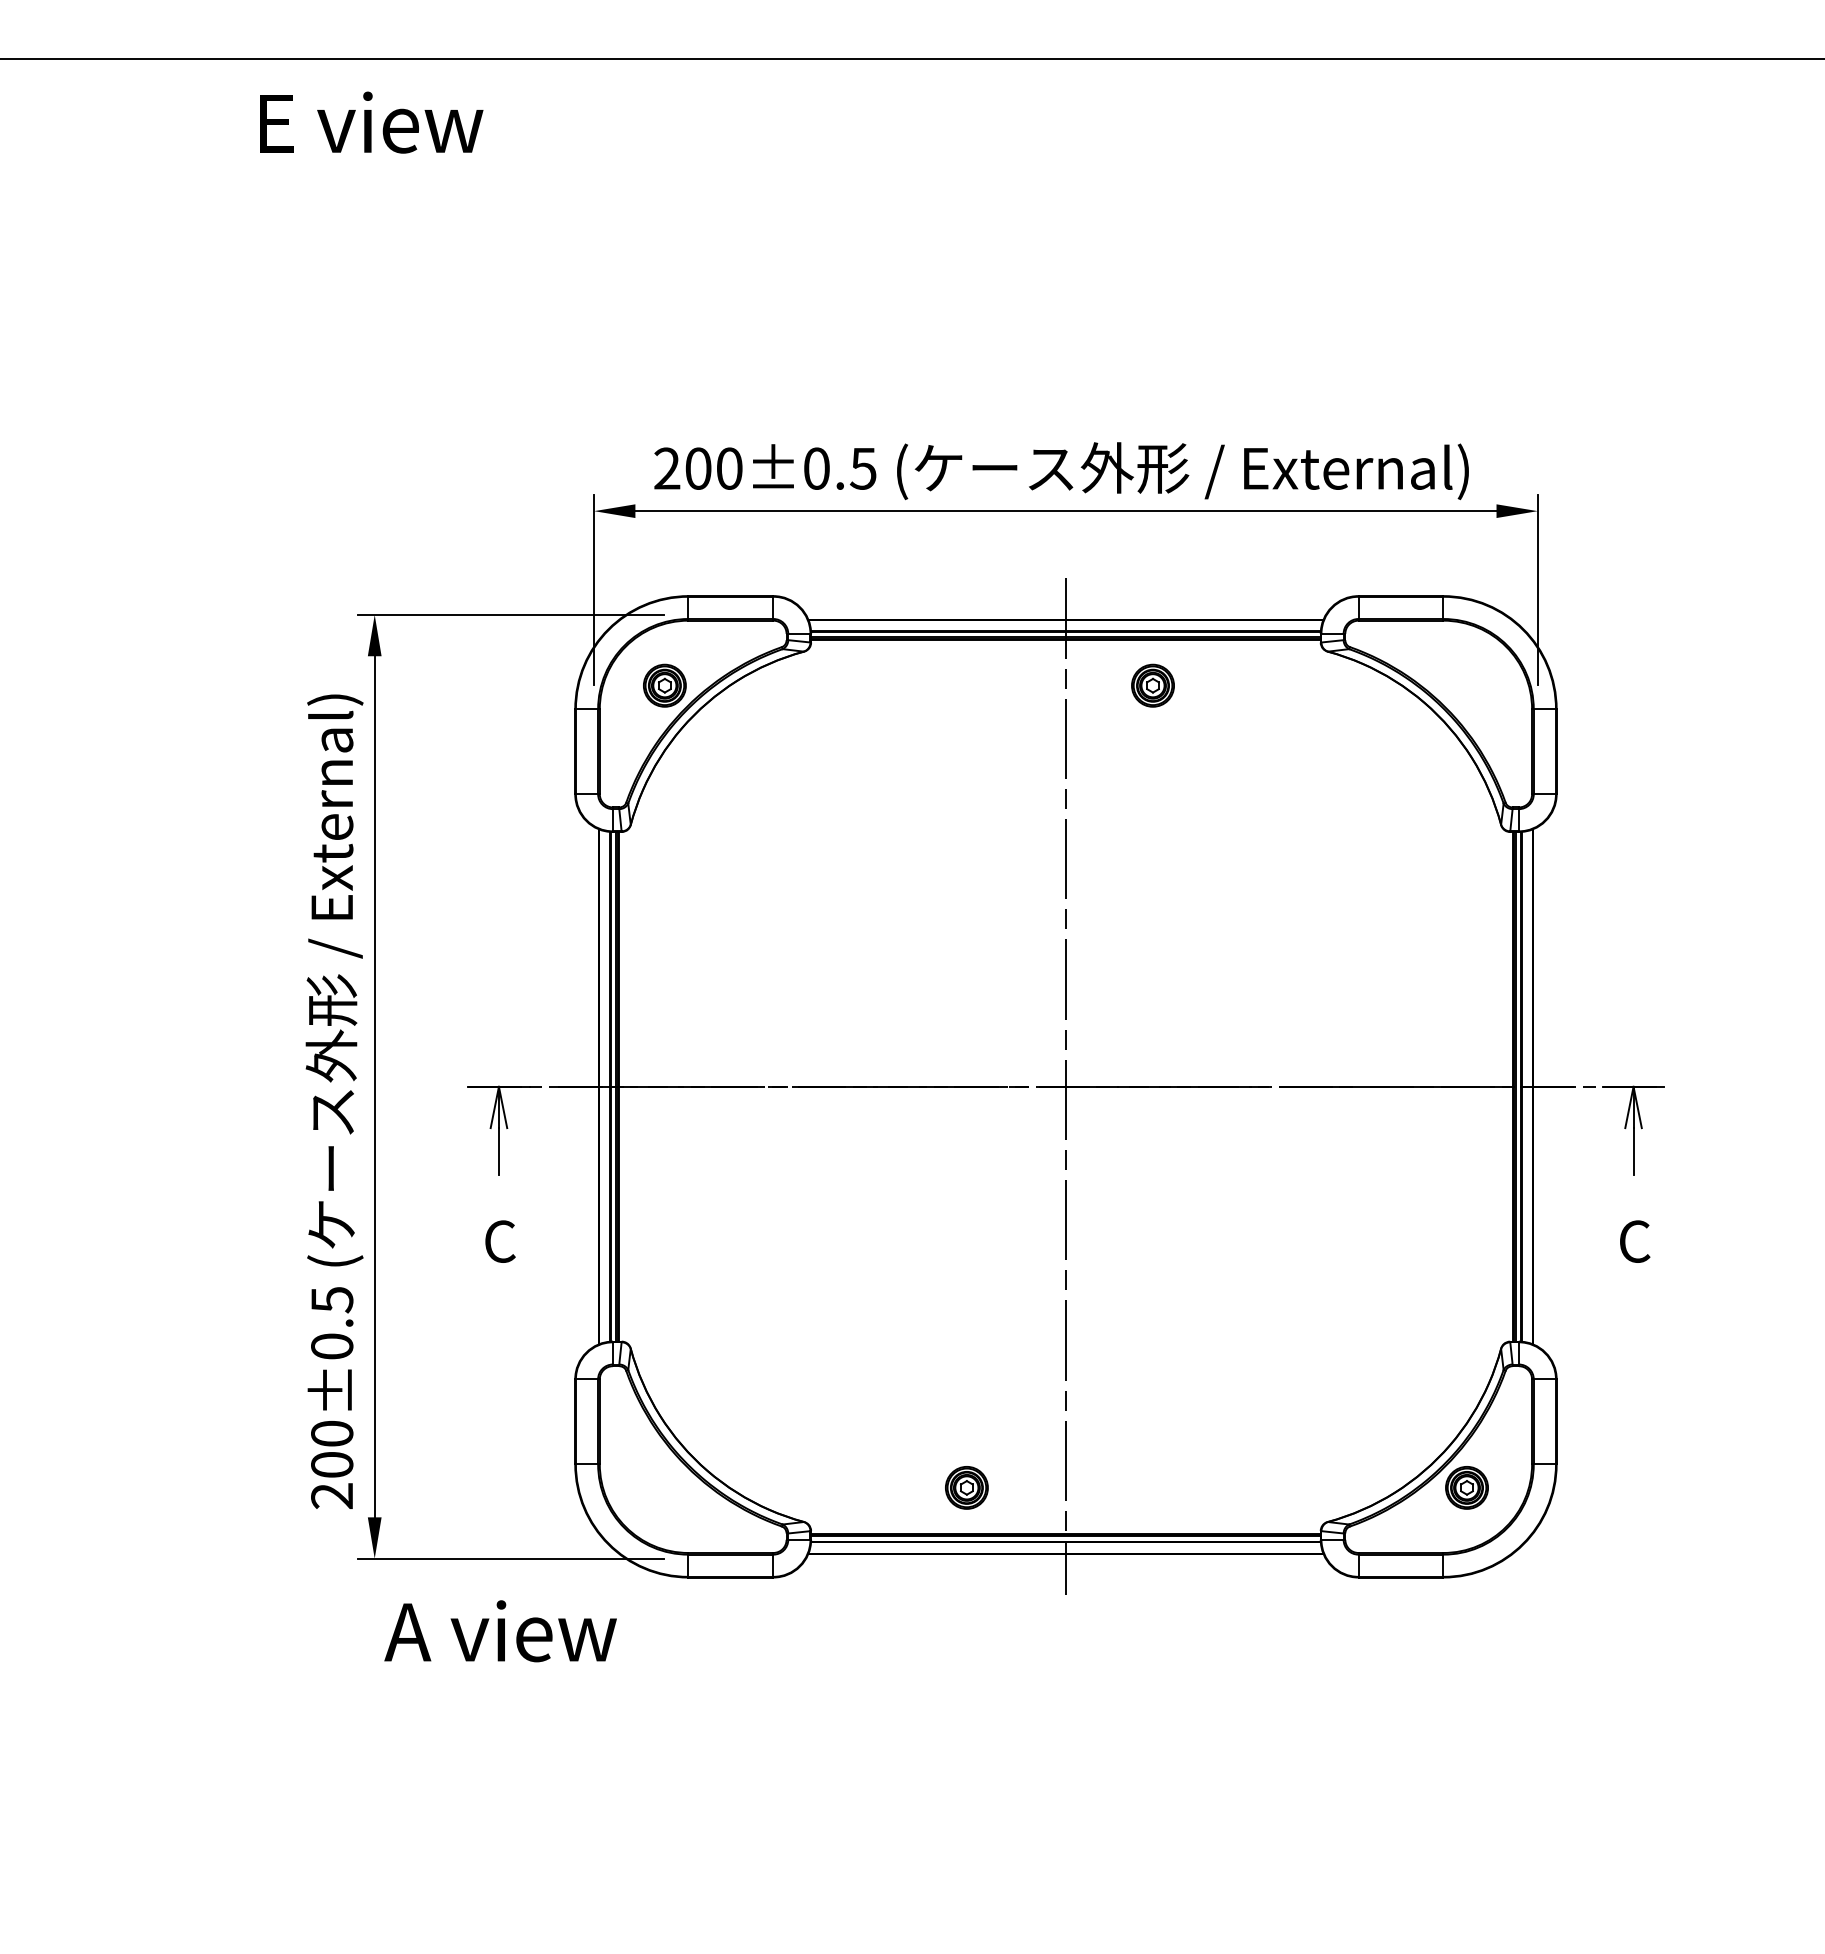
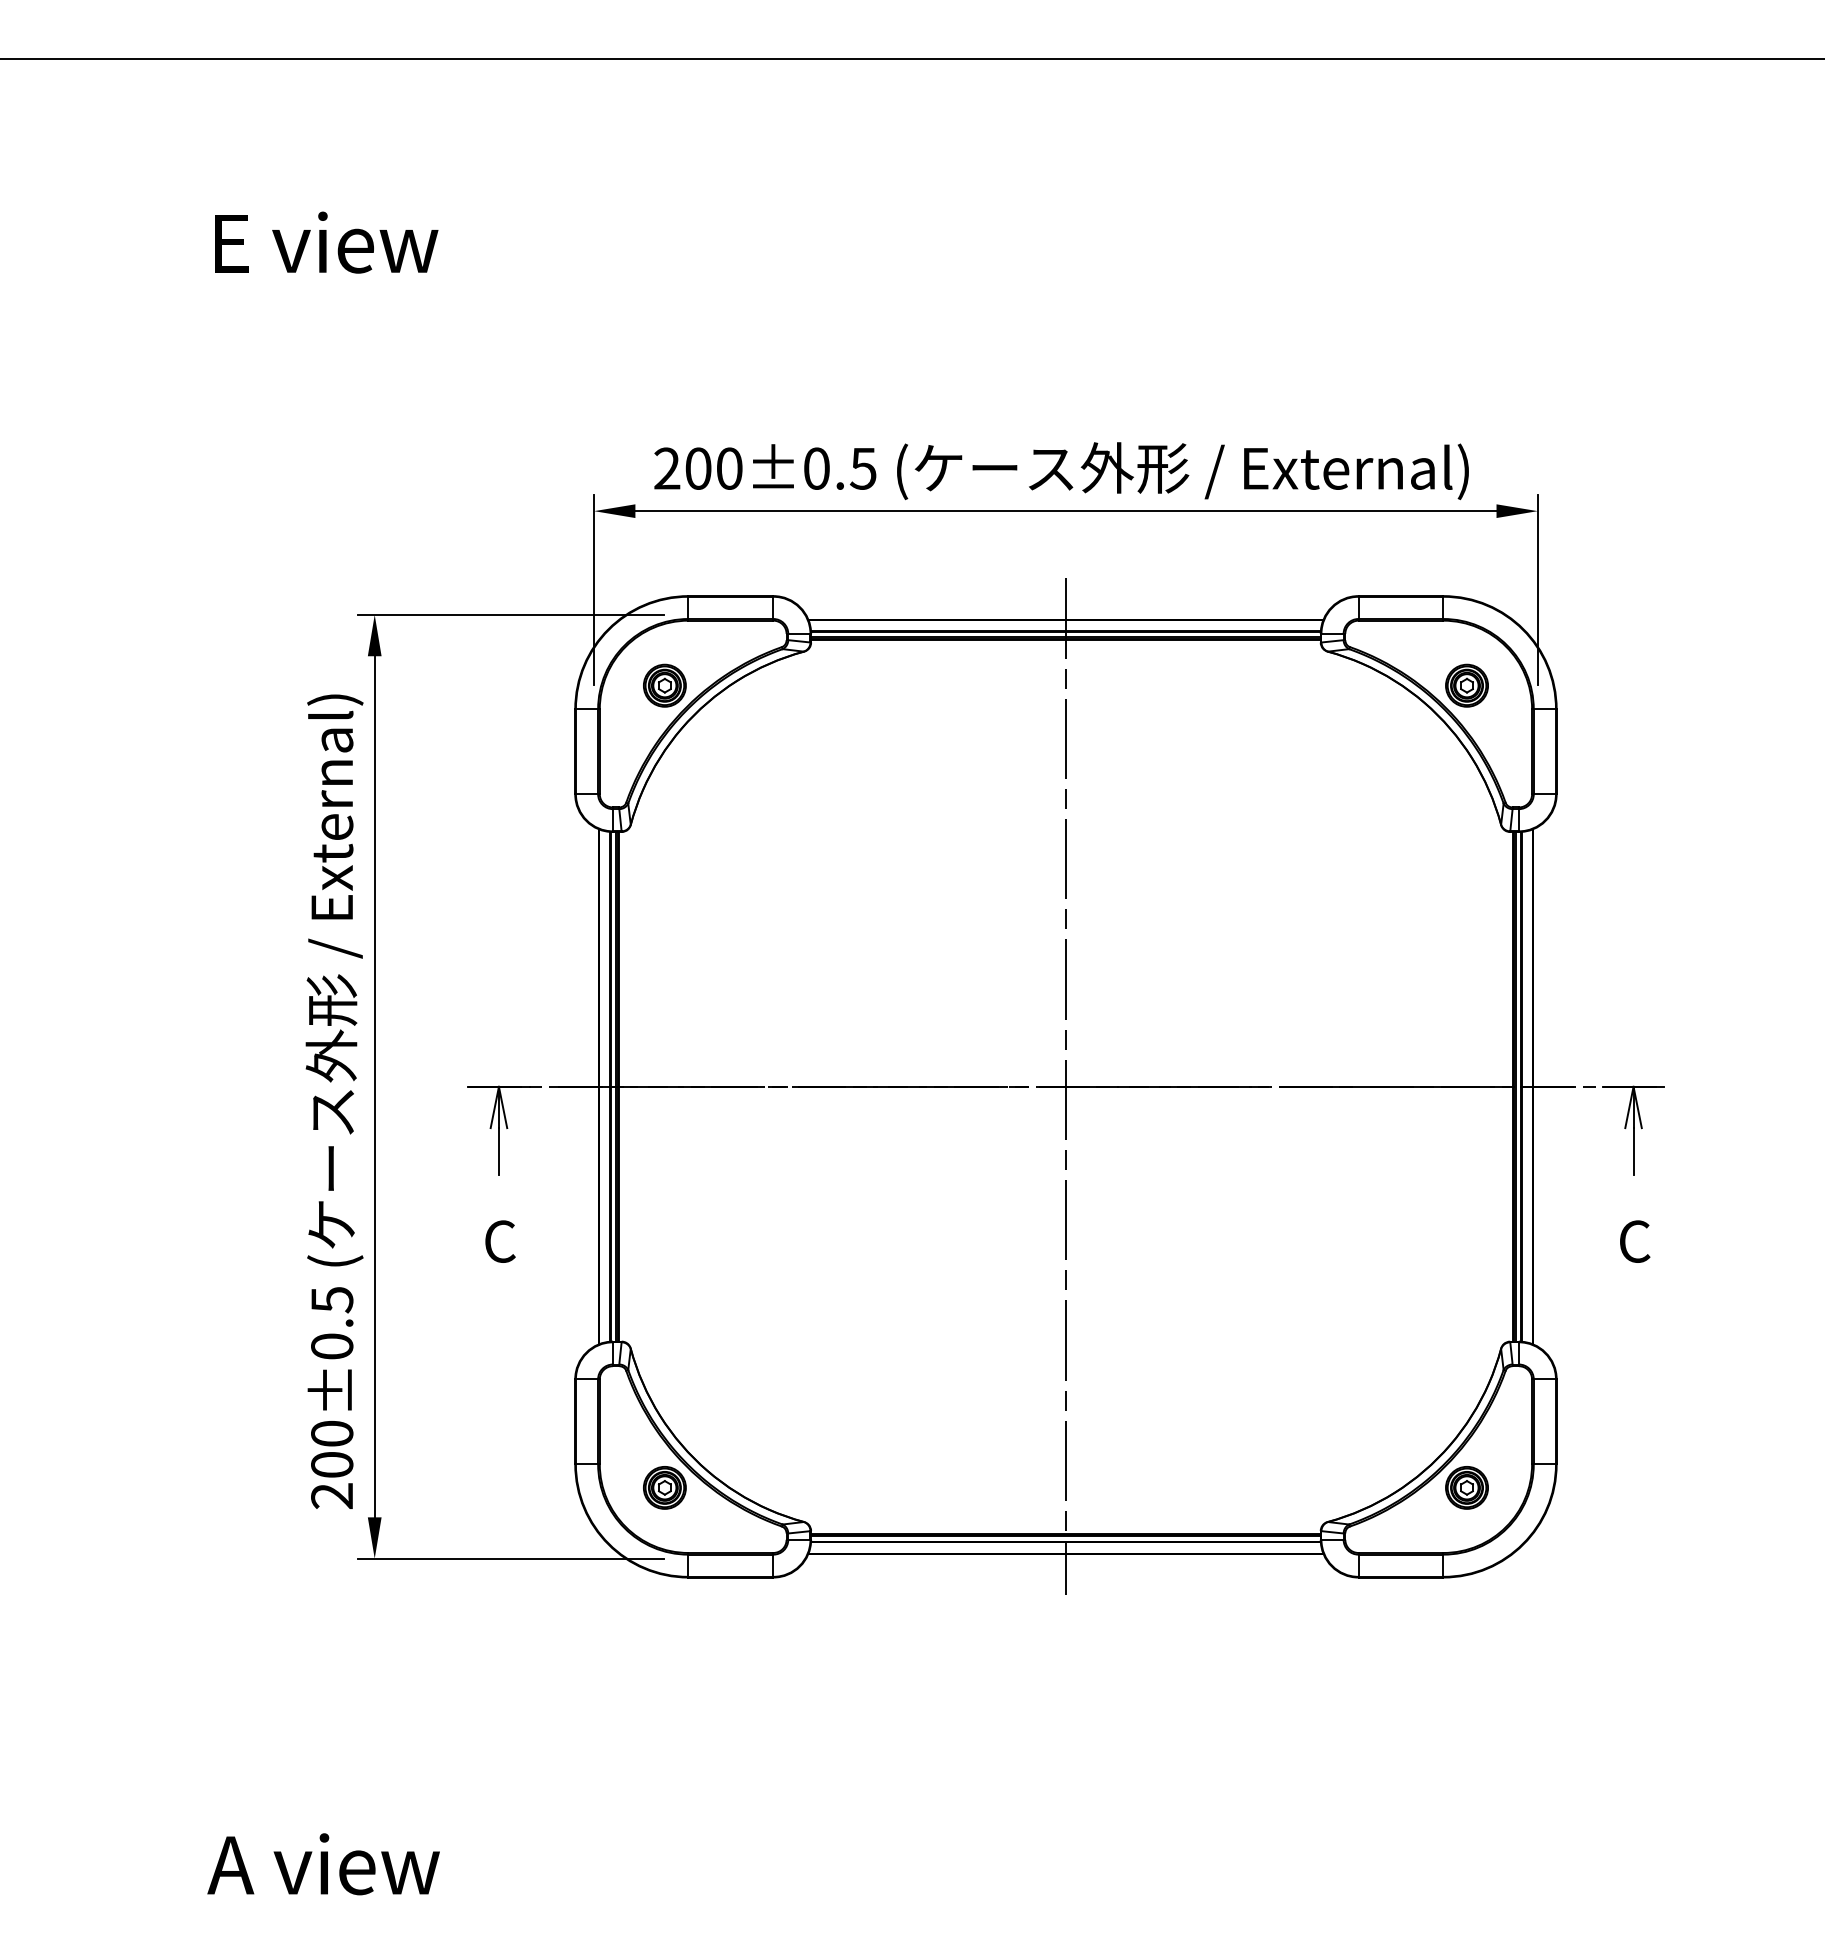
text position: (371, 122) -> (326, 242) (326, 242)
part position: (1152, 685) -> (1466, 685) (1466, 685)
part position: (966, 1487) -> (664, 1487) (664, 1487)
text position: (500, 1631) -> (323, 1864) (323, 1864)
